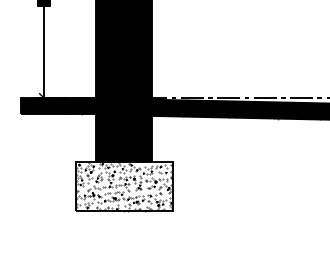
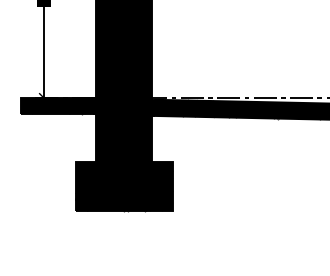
fill: none -> present (123, 186)
